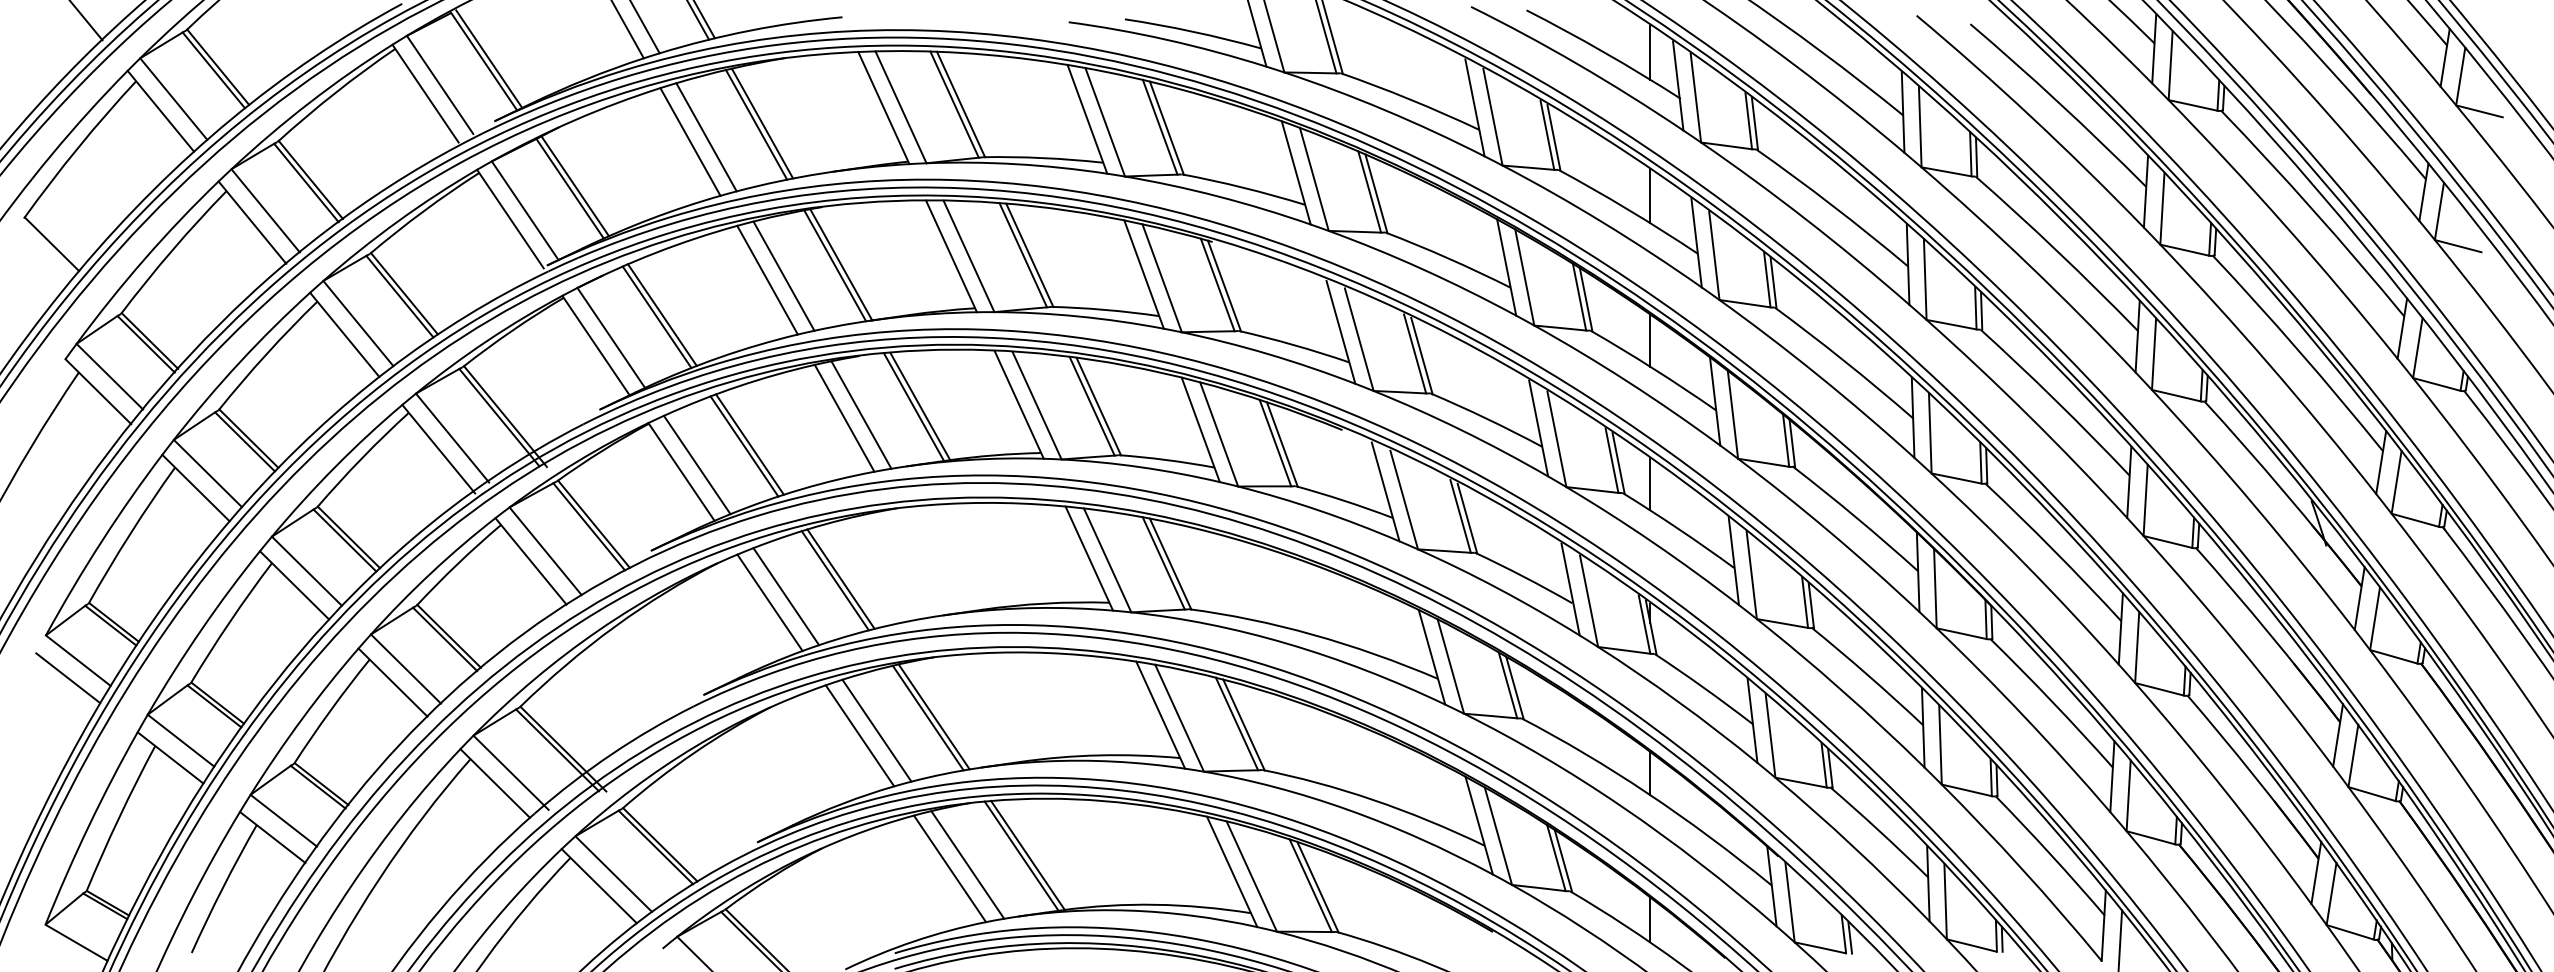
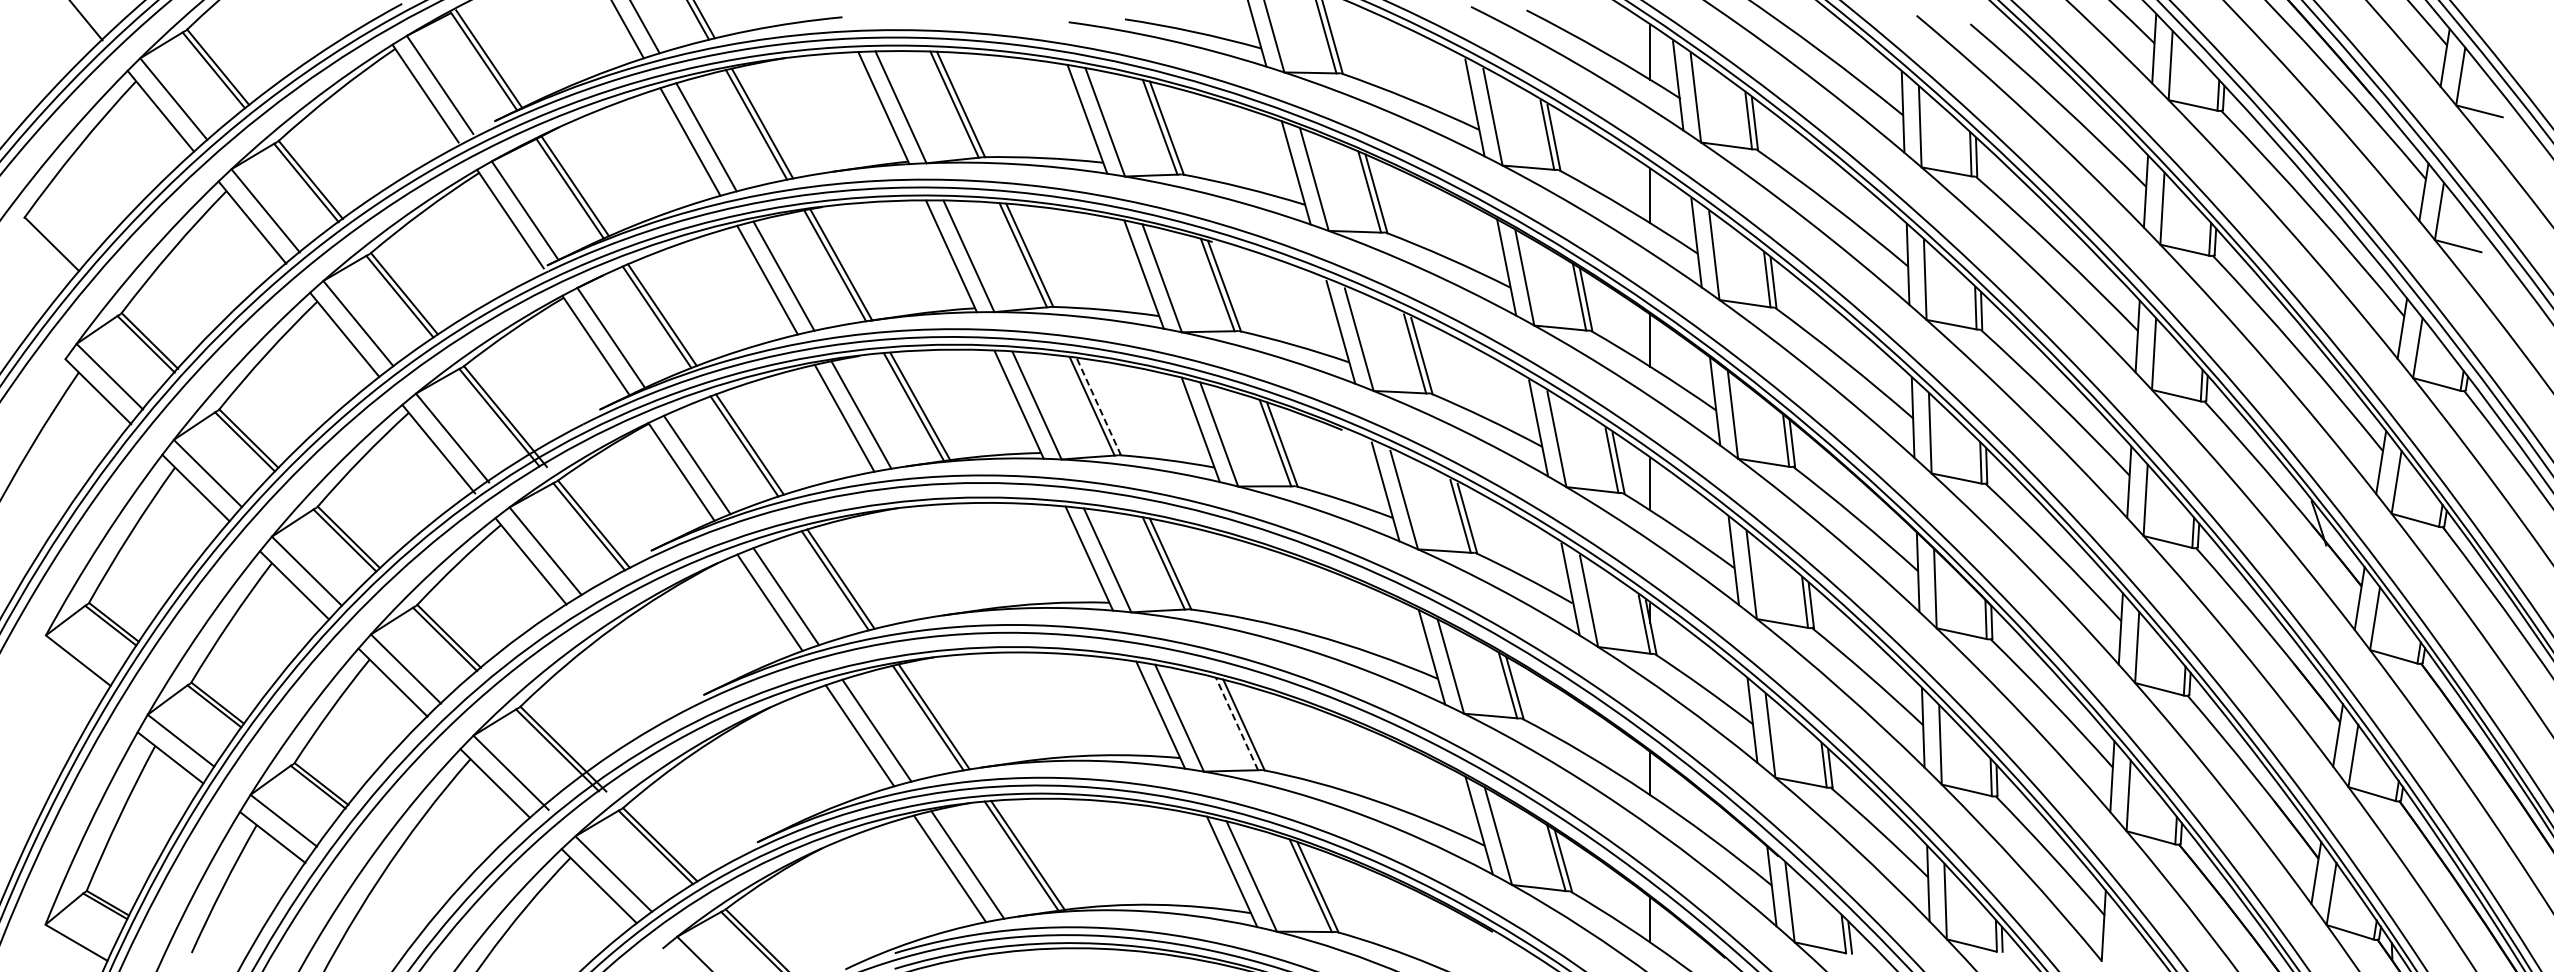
line: solid -> dashed (1098, 406)
line: present -> none (68, 678)
line: solid -> dashed (1237, 723)
line: present -> none (2120, 939)
